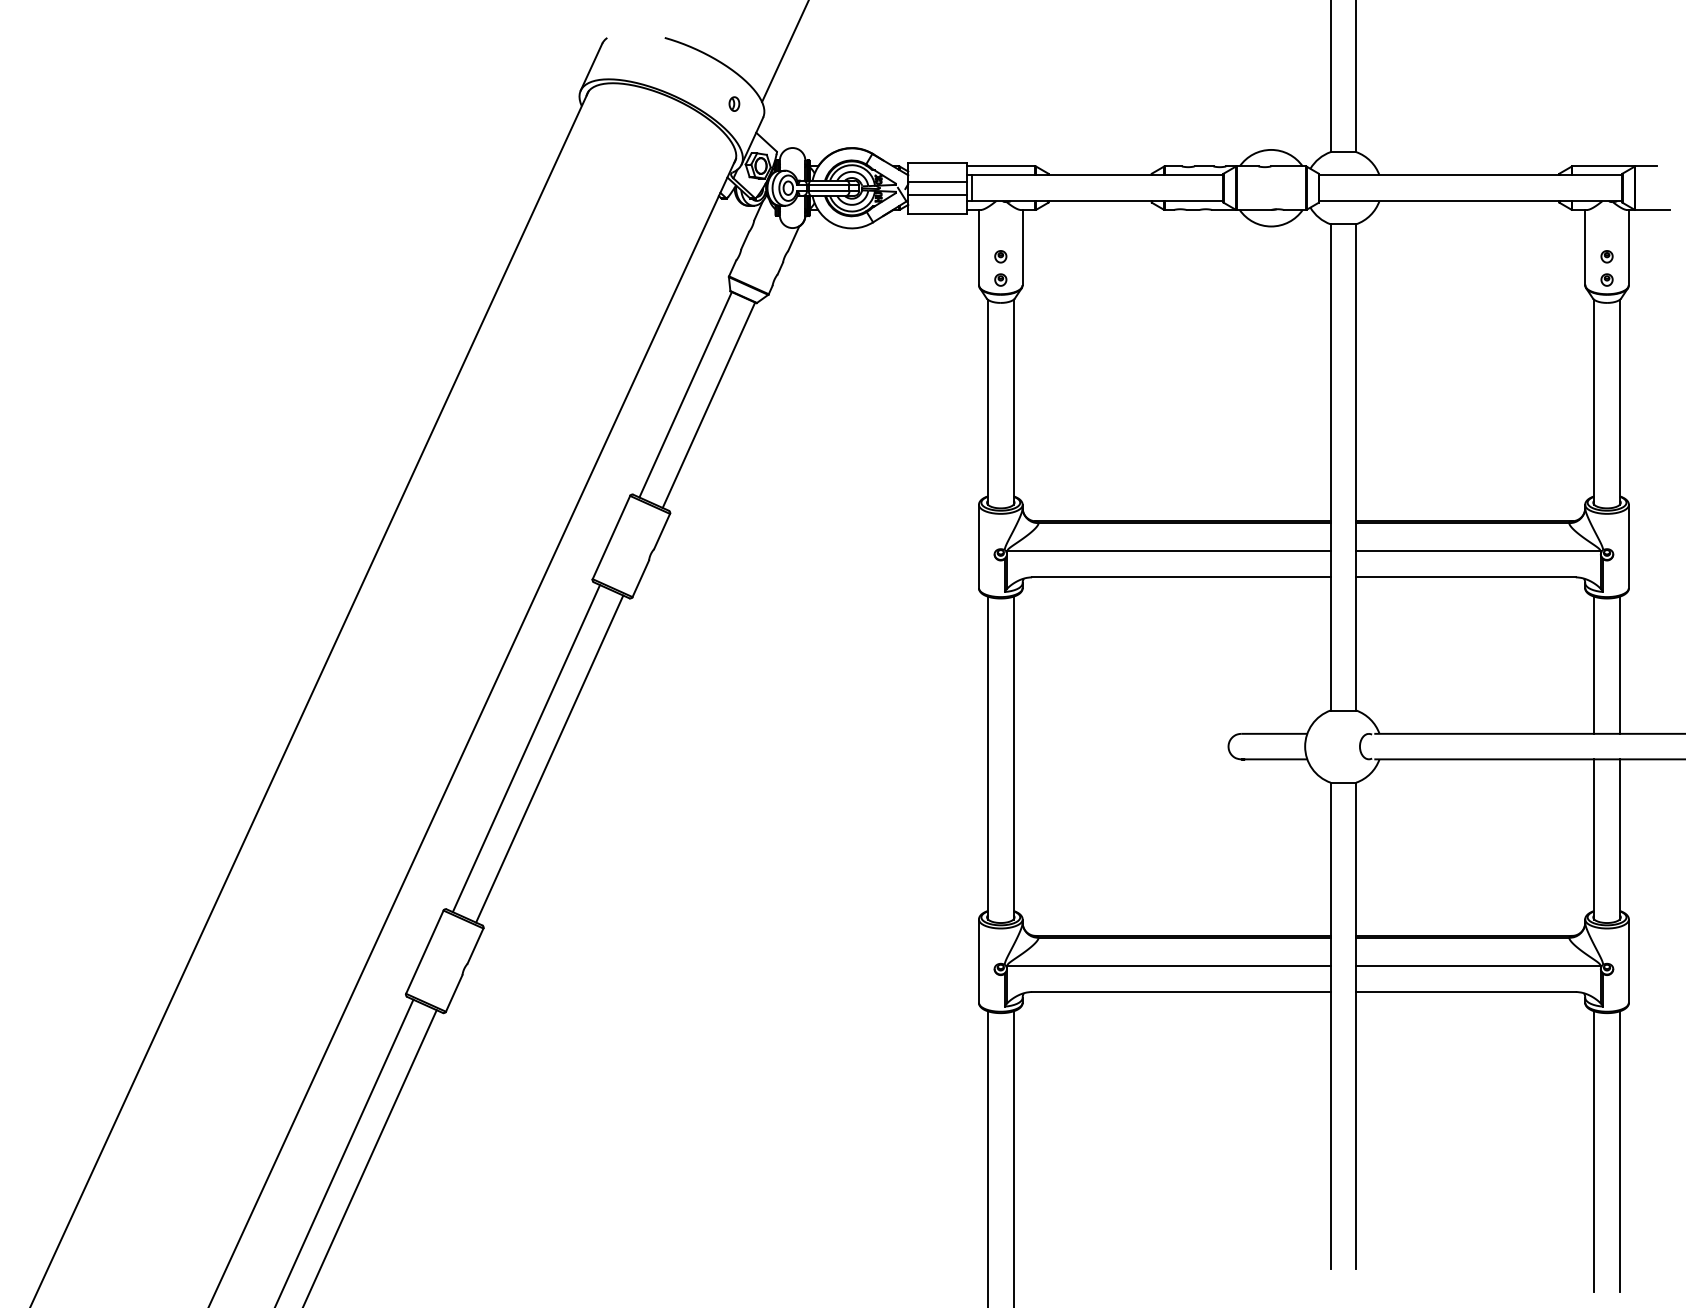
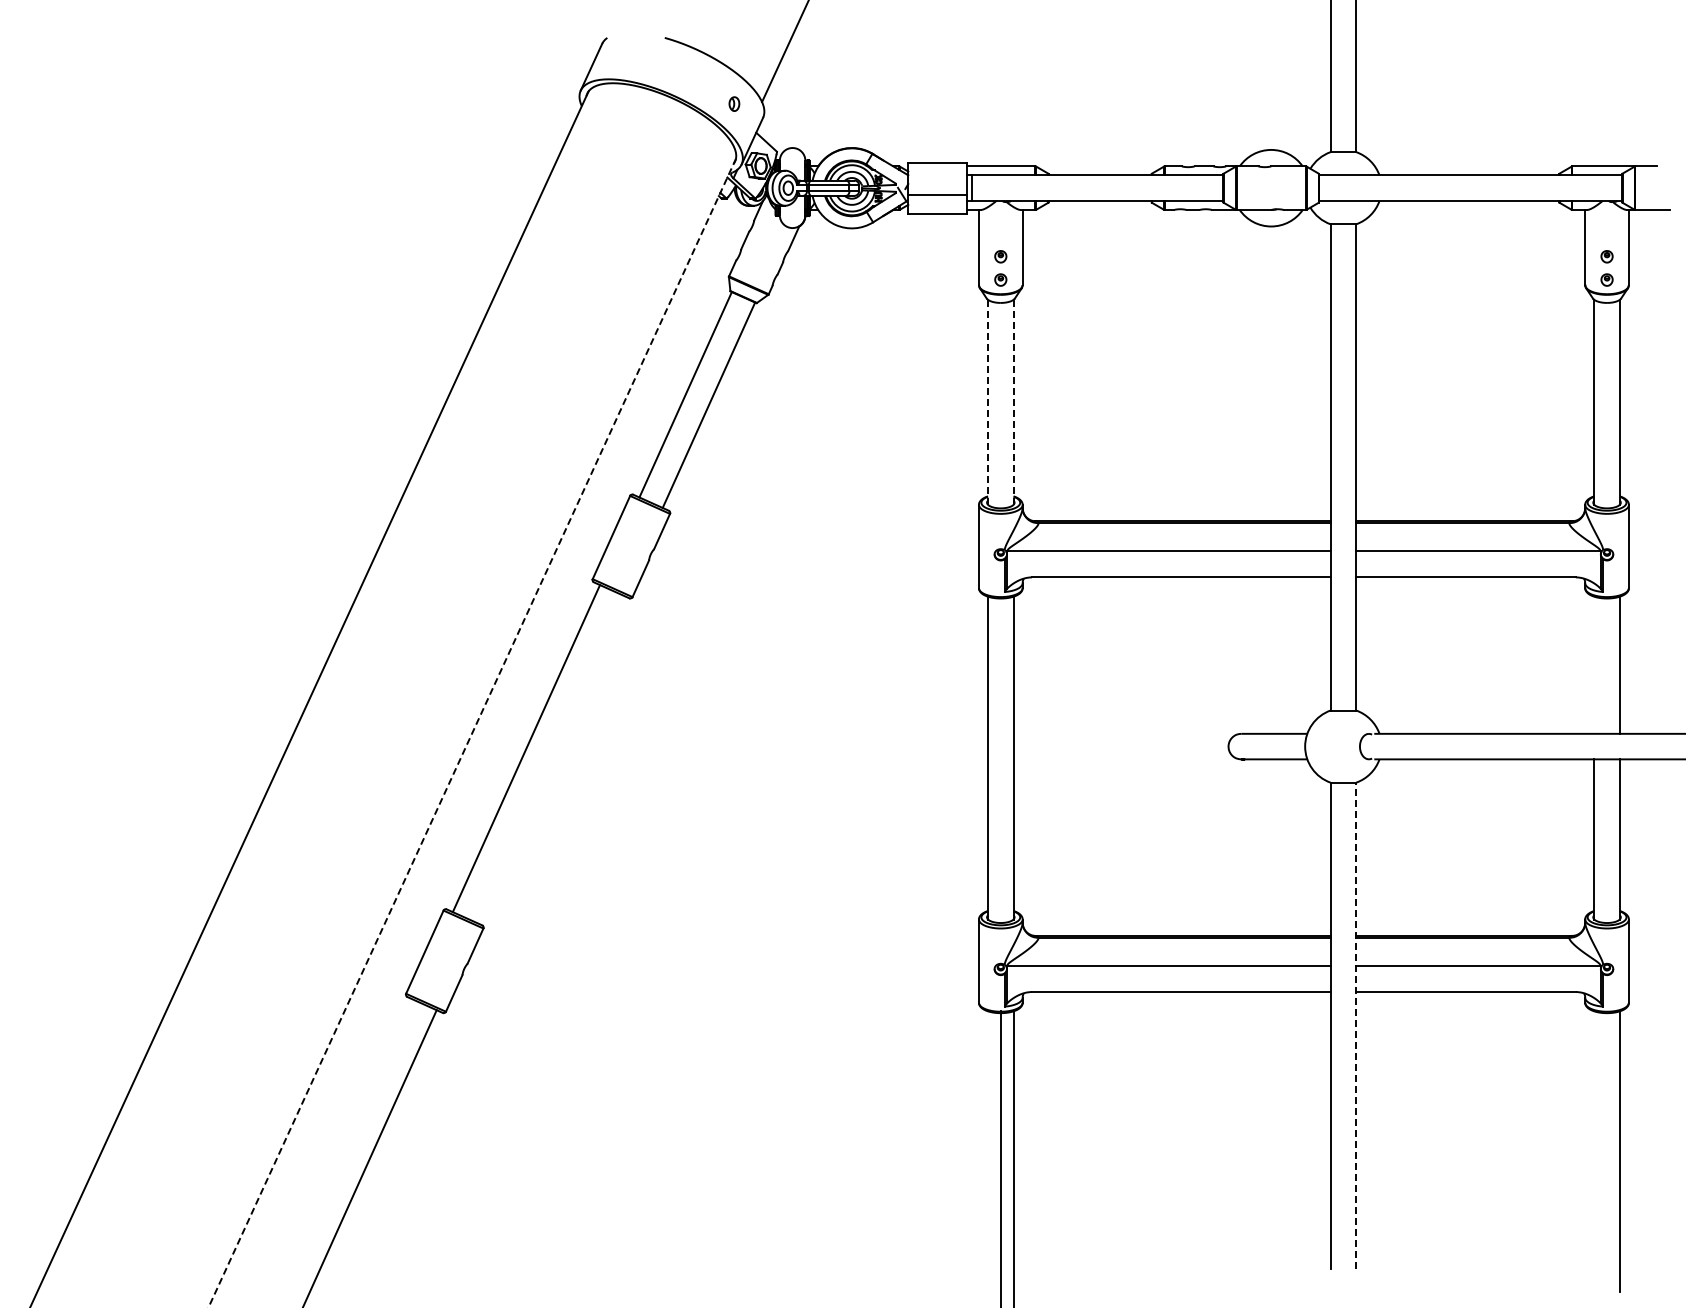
line: present -> none (937, 181)
line: solid -> dashed (988, 402)
line: solid -> dashed (1013, 402)
line: present -> none (1594, 664)
line: solid -> dashed (472, 733)
line: present -> none (549, 758)
line: solid -> dashed (1356, 1025)
line: present -> none (344, 1151)
line: present -> none (1594, 1151)
line position: (988, 1157) -> (1001, 1157) (1001, 1157)
